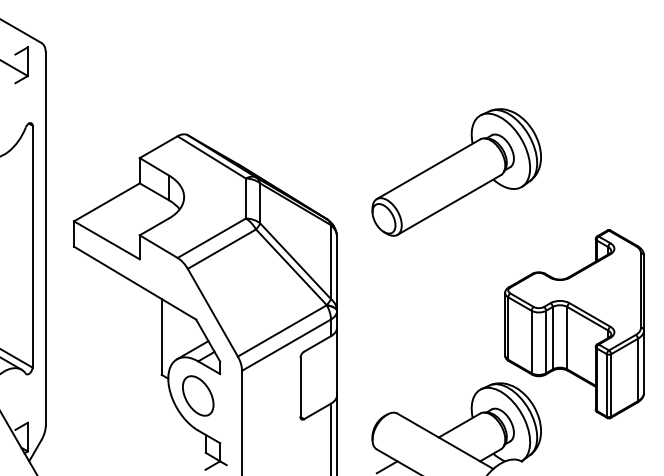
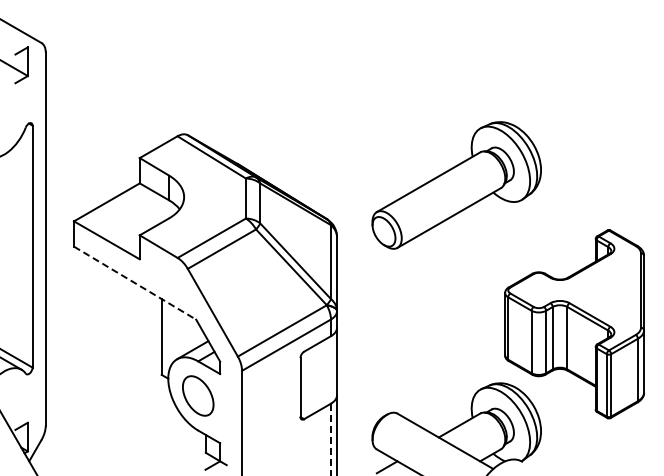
part position: (456, 172) -> (456, 185) (456, 185)
line: solid -> dashed (135, 283)
line: solid -> dashed (330, 439)
